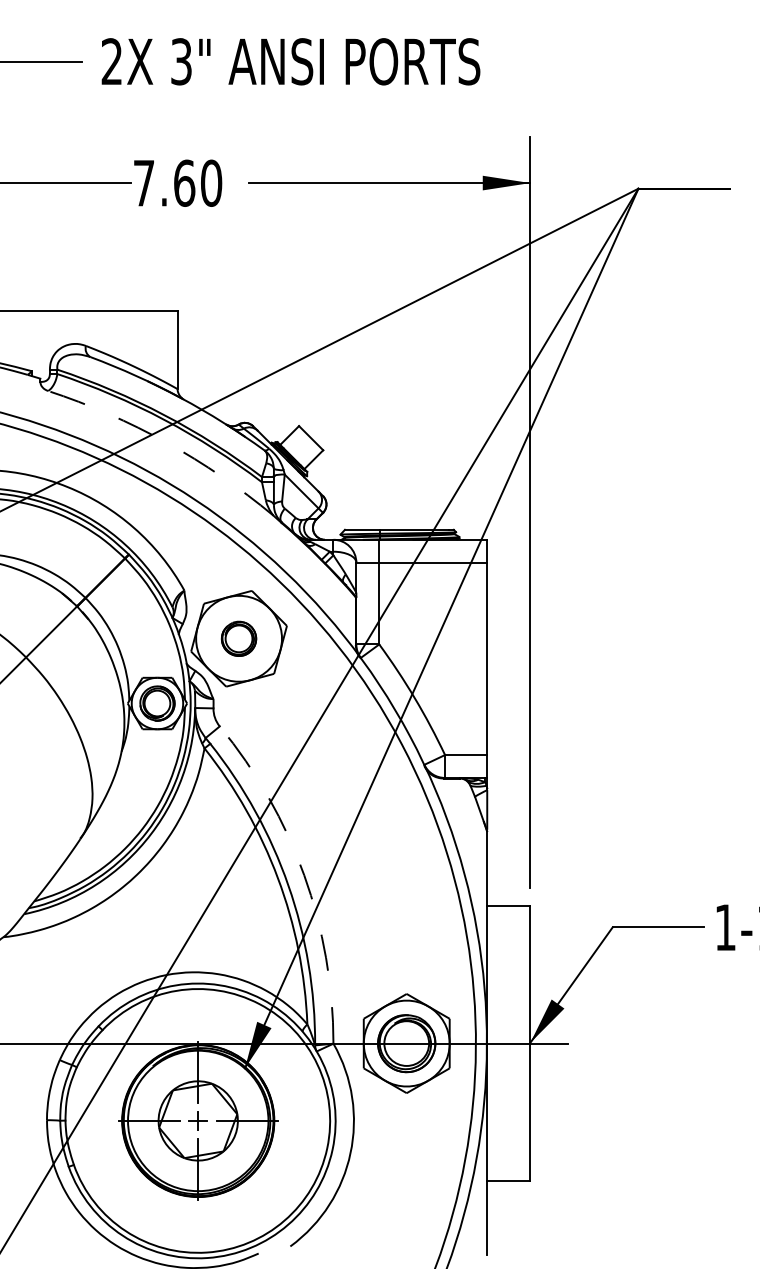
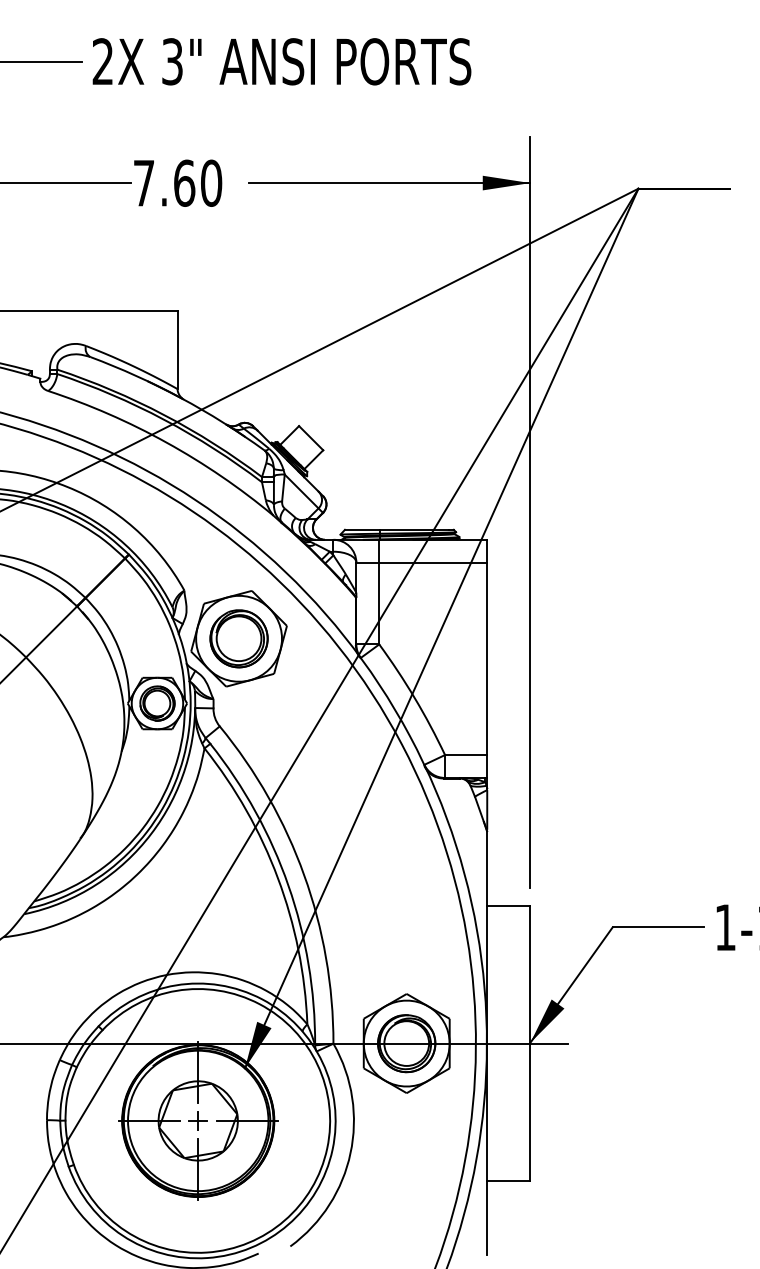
text position: (290, 61) -> (281, 61) (281, 61)
arc: dashed -> solid (166, 442)
part size: 38x37 px -> 60x60 px (238, 638)
arc: dashed -> solid (304, 875)
